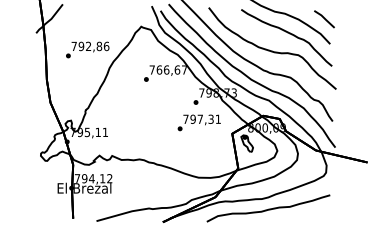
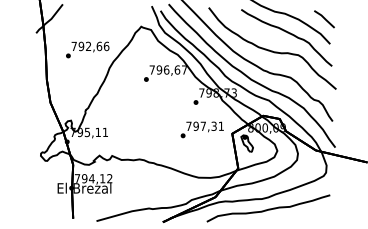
text: 792,86 -> 792,66 (99, 45)
text: 766,67 -> 796,67 (159, 69)
text position: (198, 122) -> (201, 129) (201, 129)
